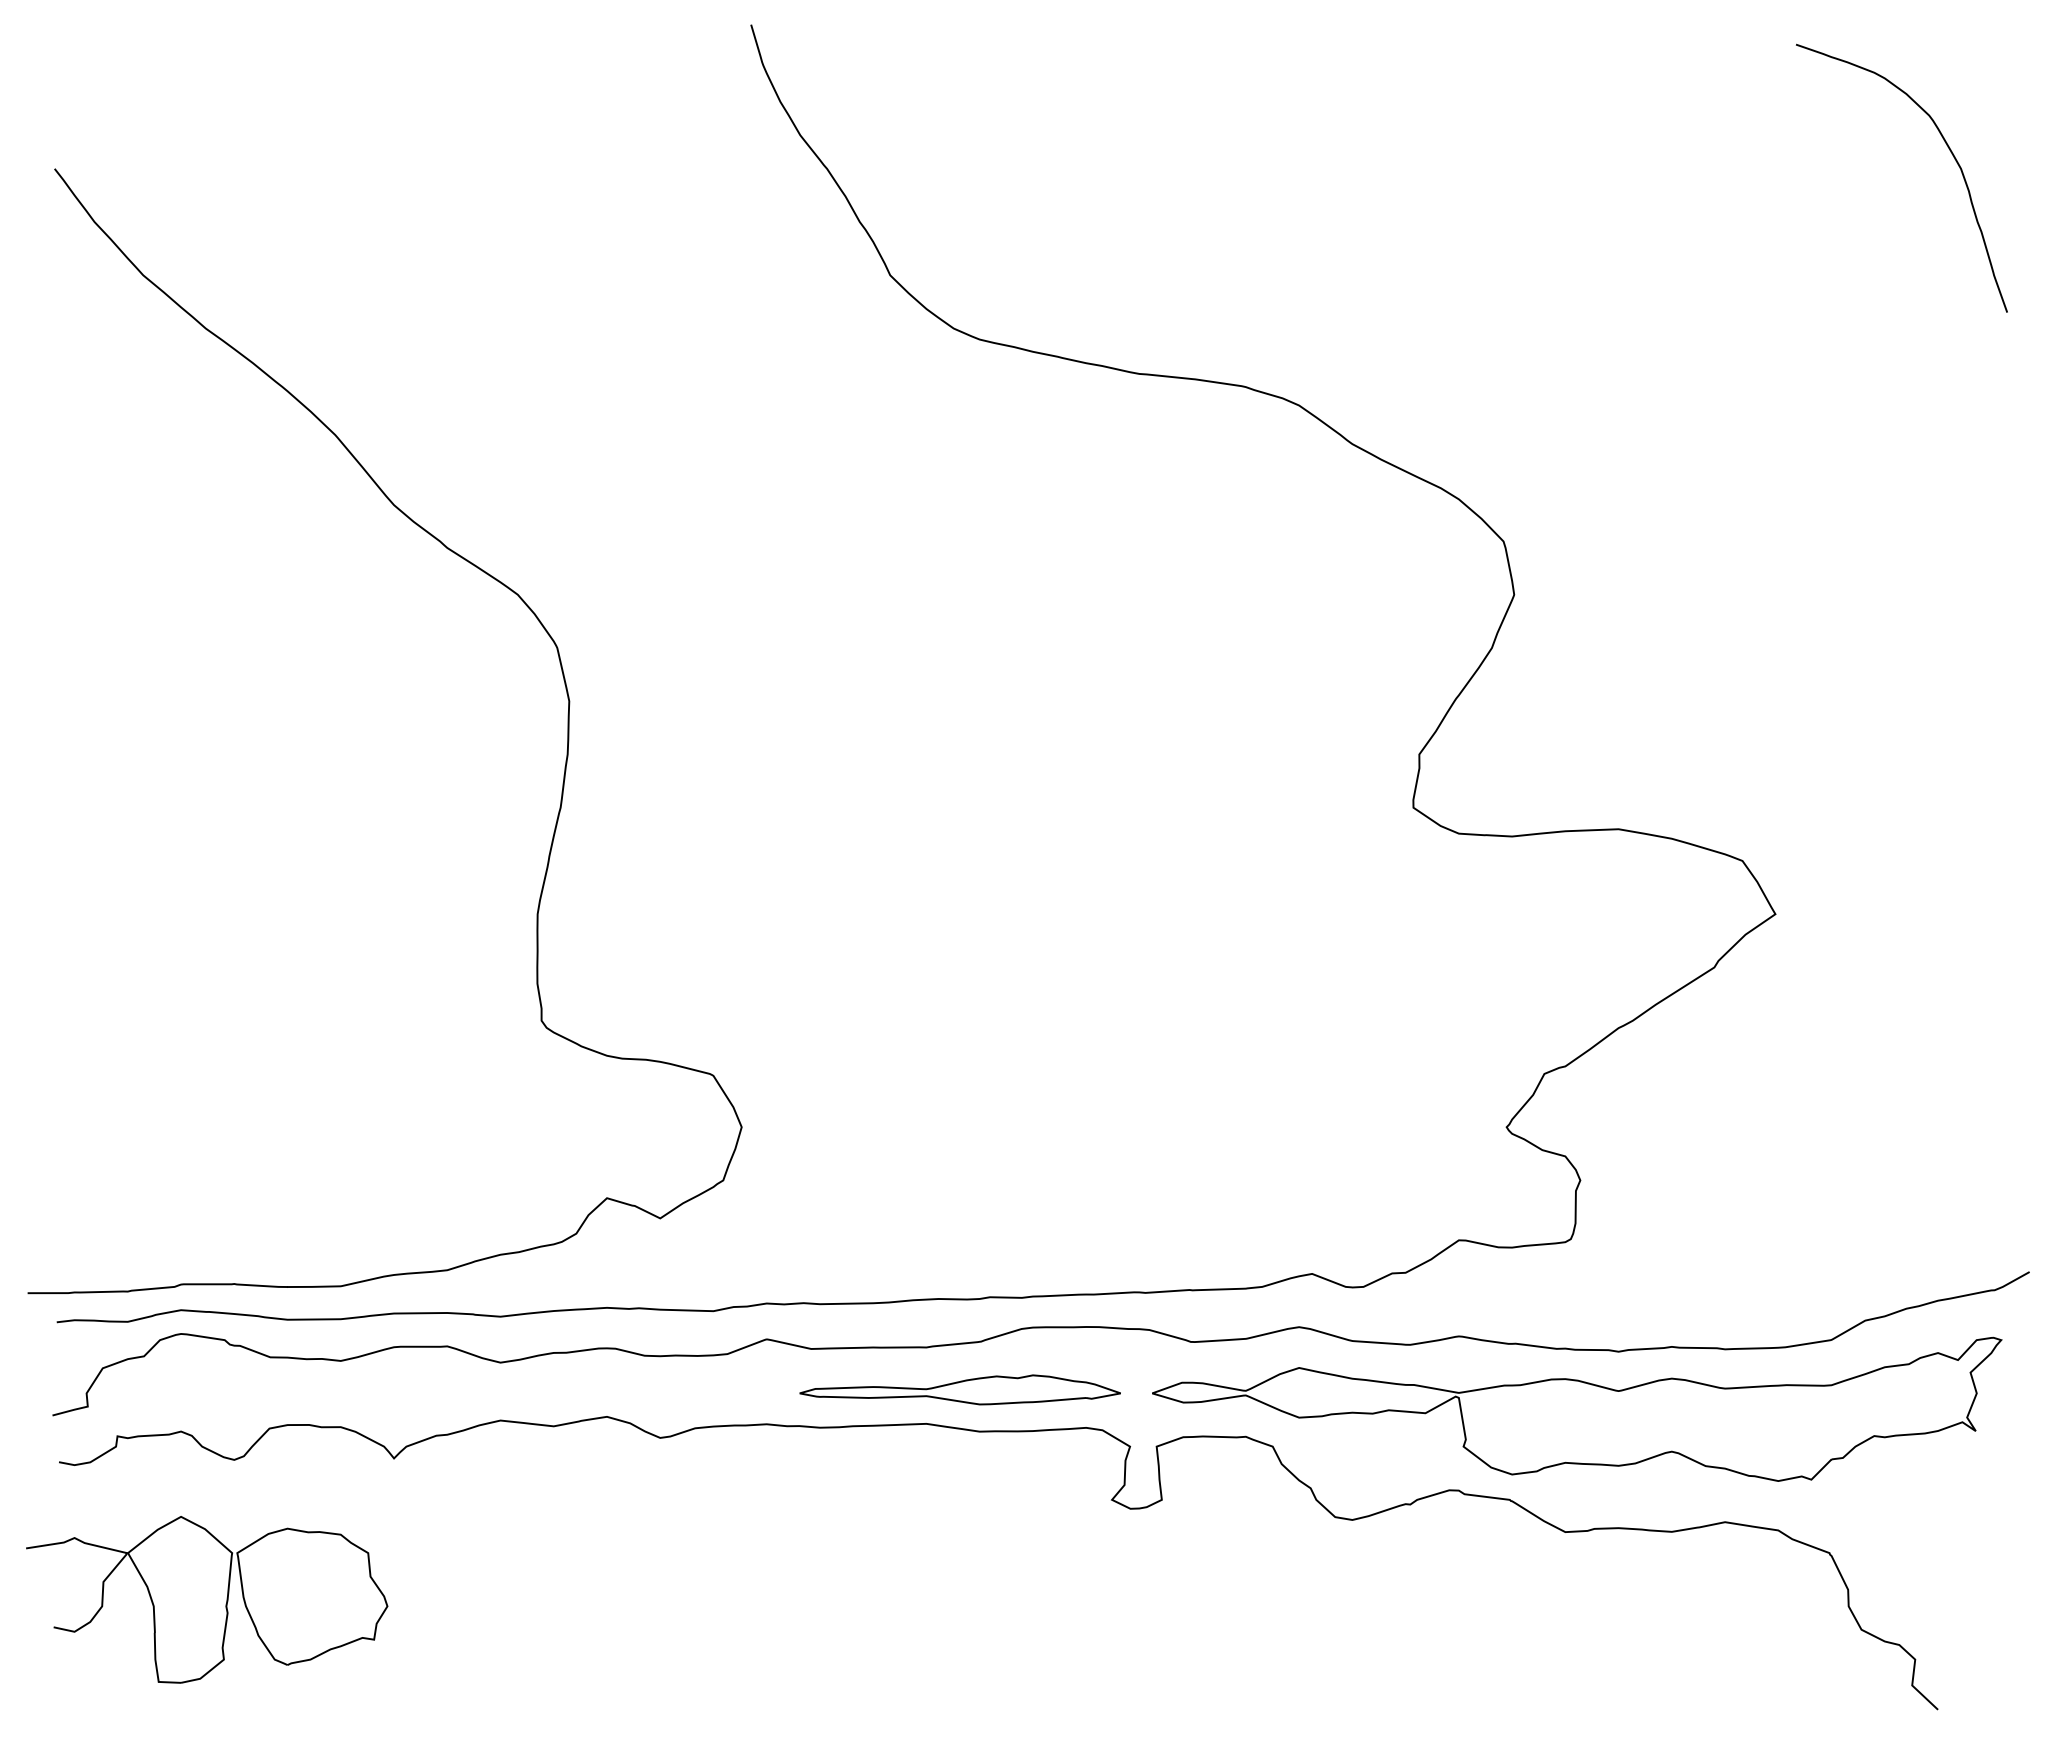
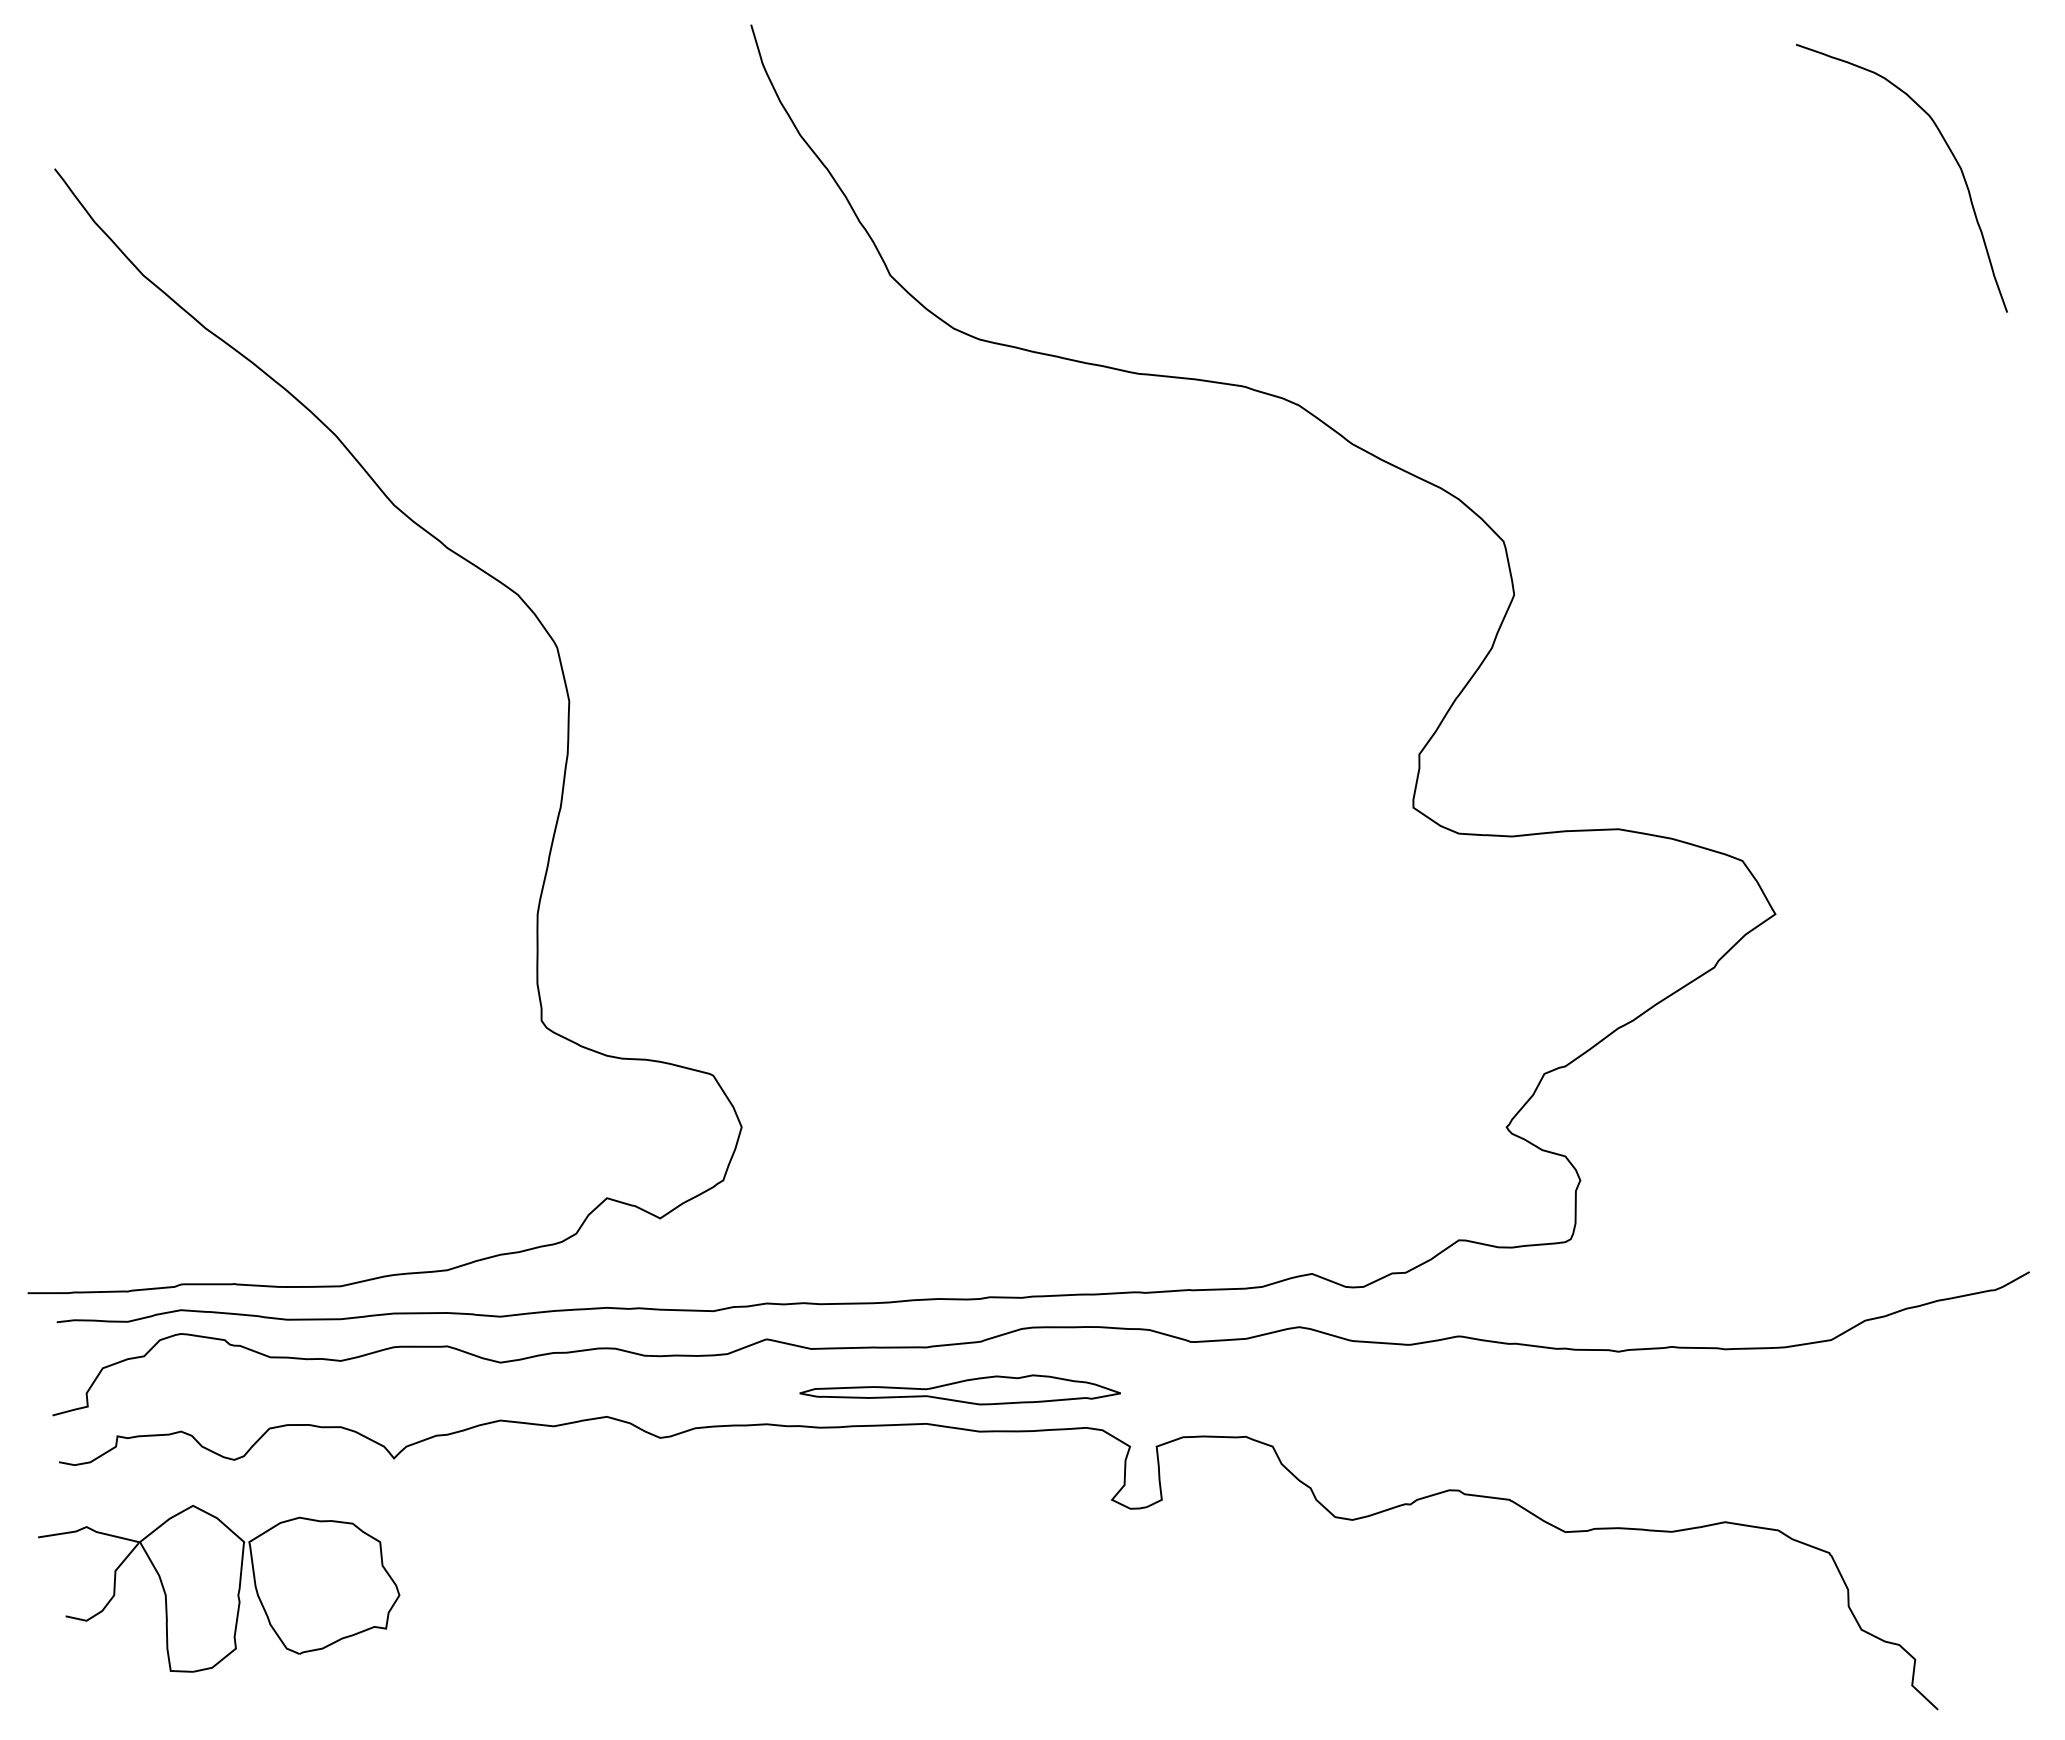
part: present -> none (1577, 1408)
part position: (207, 1599) -> (219, 1588) (219, 1588)
